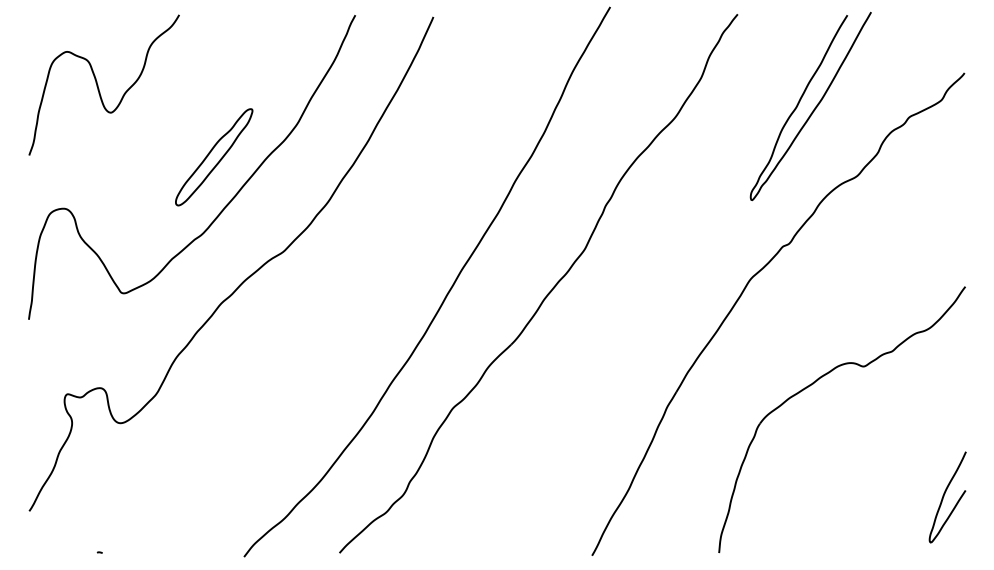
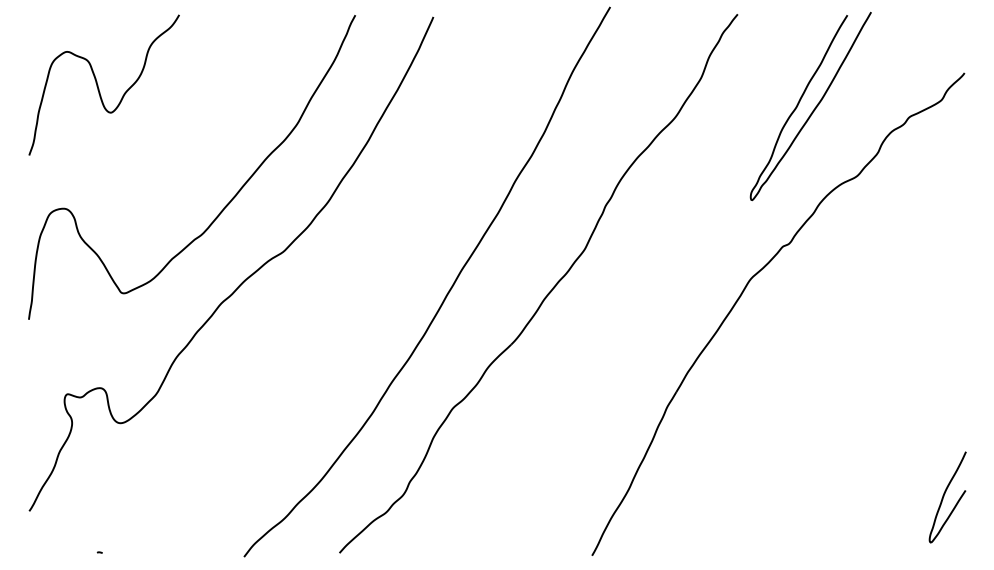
part: present -> none (214, 157)
part: present -> none (813, 384)
